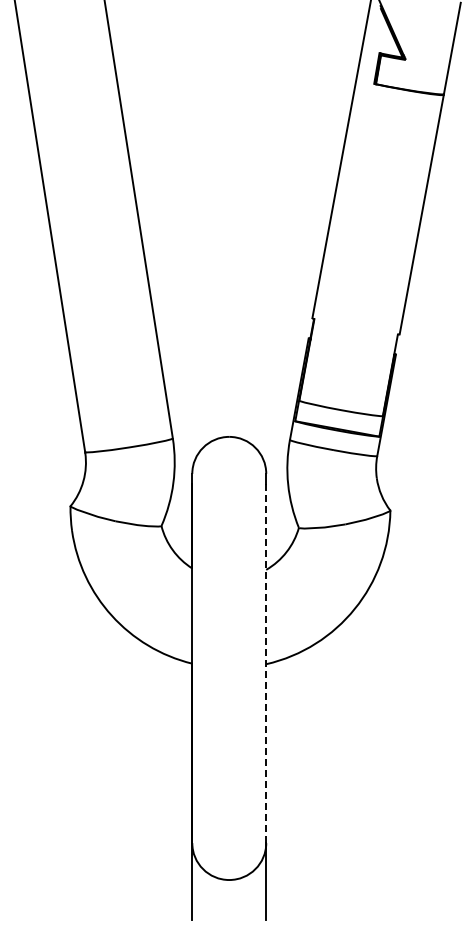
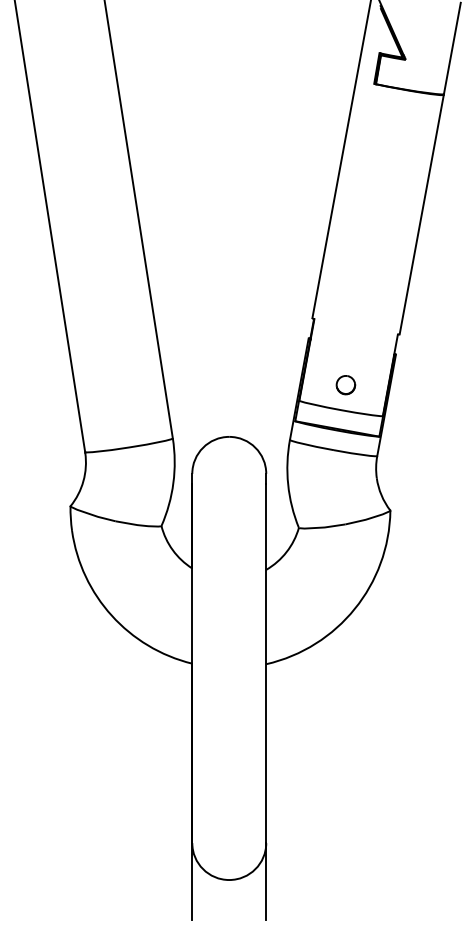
part: none -> present (345, 385)
line: dashed -> solid (266, 663)
